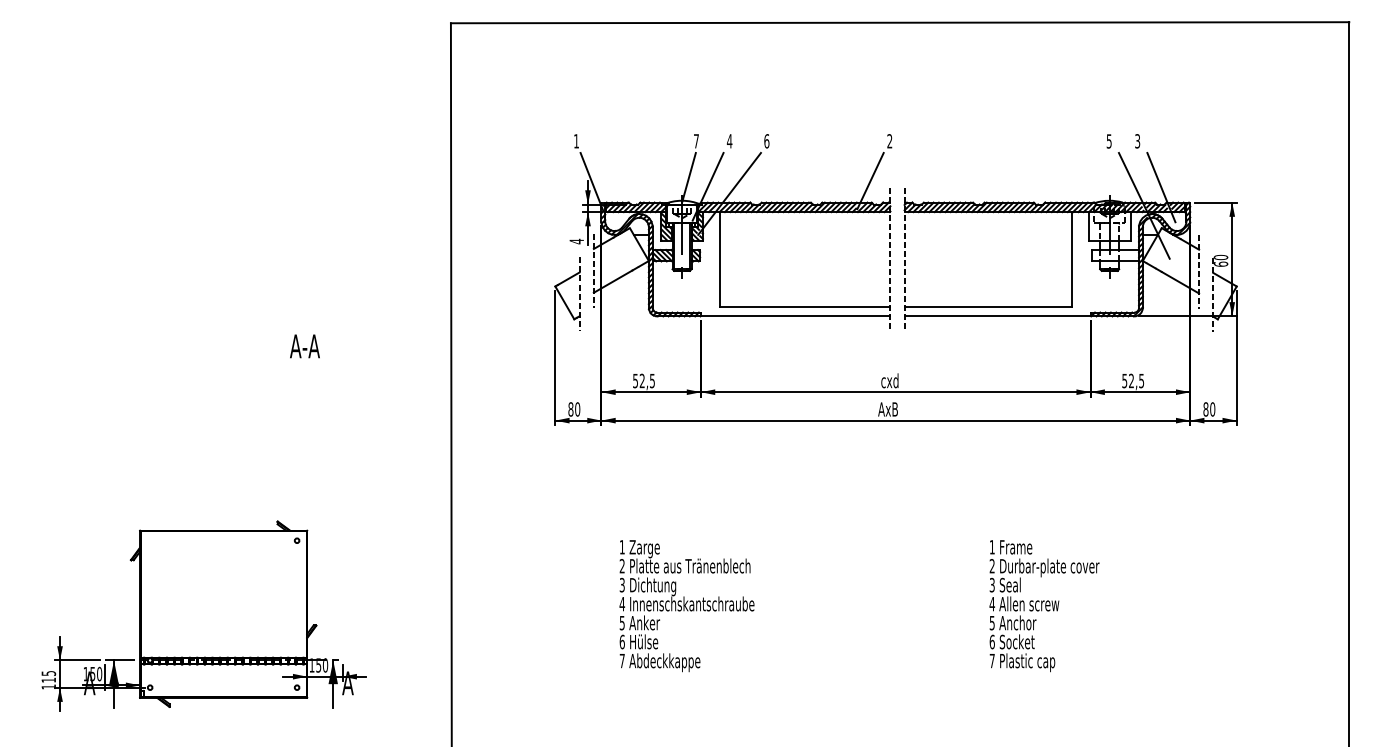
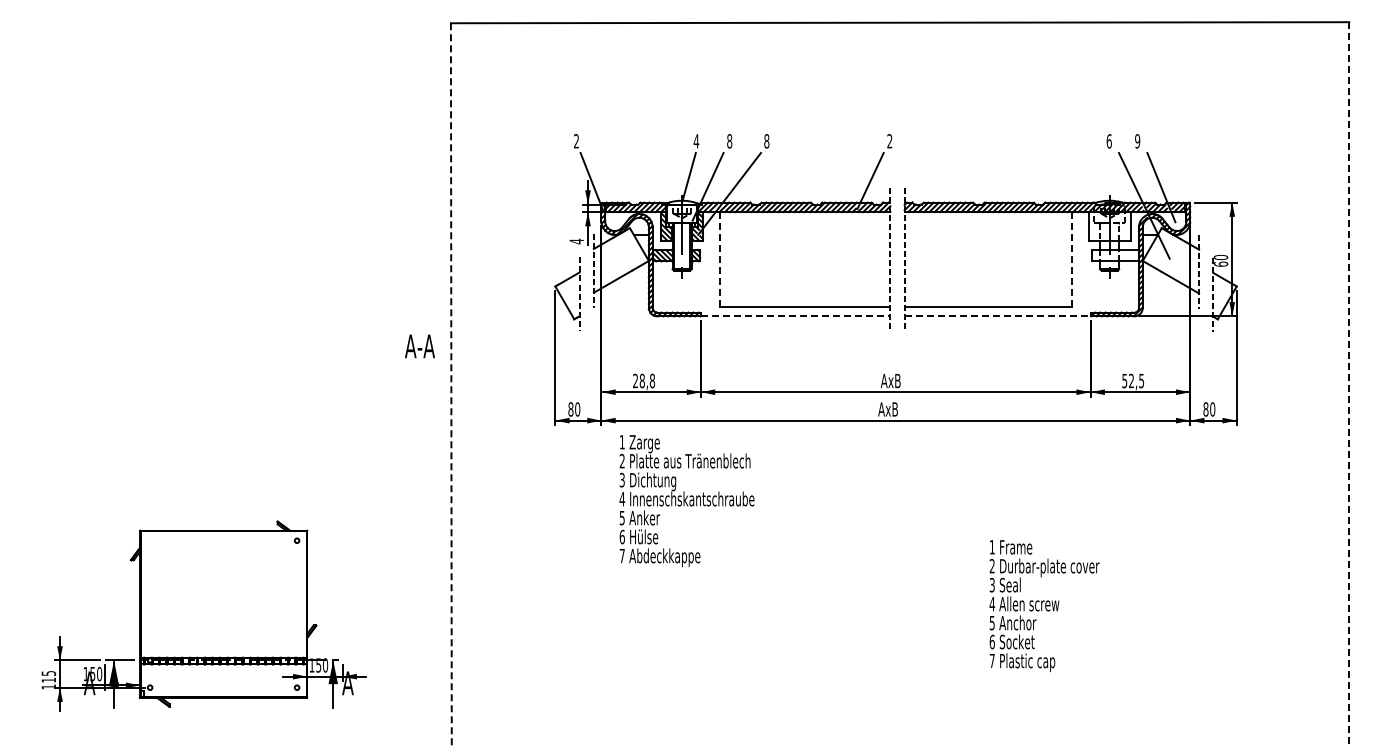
text: 1 -> 2 (576, 141)
text: 7 -> 4 (696, 141)
text: 4 -> 8 (729, 141)
text: 6 -> 8 (766, 141)
text: 5 -> 6 (1108, 141)
text: 3 -> 9 (1137, 141)
line: solid -> dashed (719, 260)
line: solid -> dashed (1071, 260)
line: solid -> dashed (795, 316)
line: solid -> dashed (998, 316)
text position: (304, 346) -> (419, 346) (419, 346)
text: 52,5 -> 28,8 (644, 380)
text: cxd -> AxB (890, 380)
line: solid -> dashed (1349, 384)
line: solid -> dashed (451, 385)
text position: (686, 606) -> (686, 501) (686, 501)
